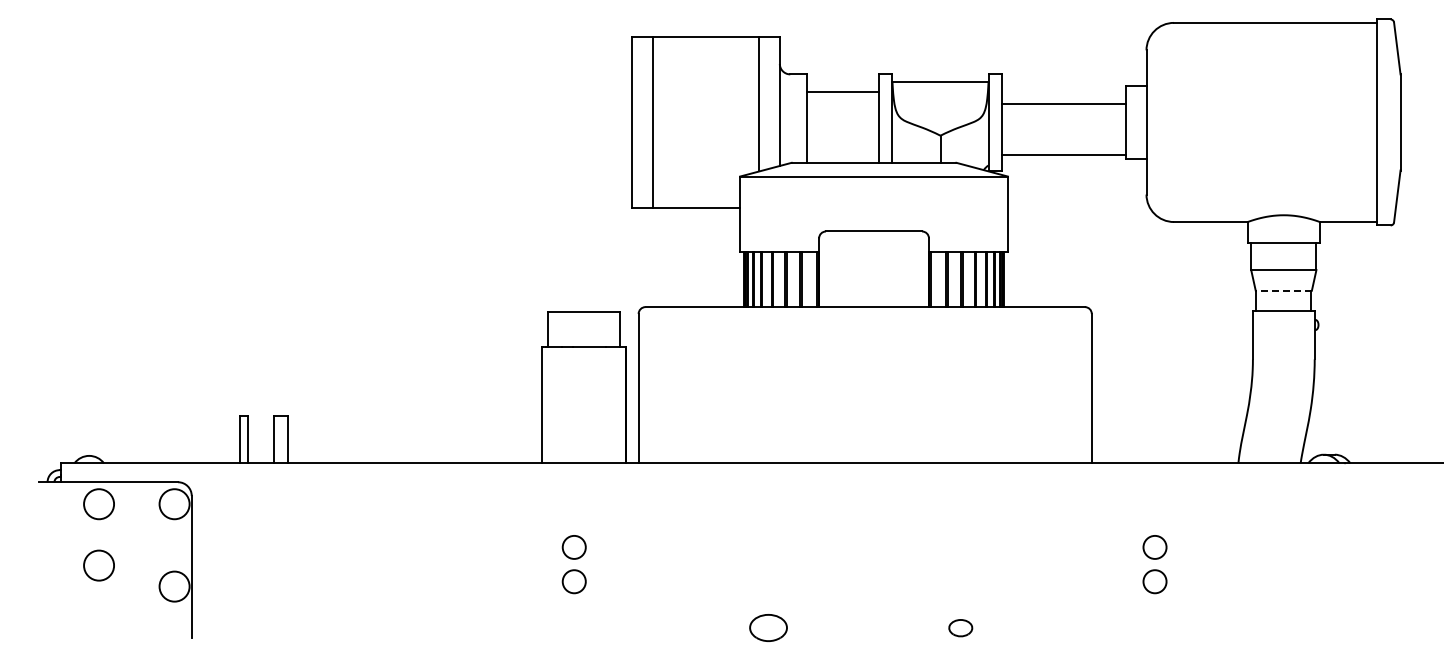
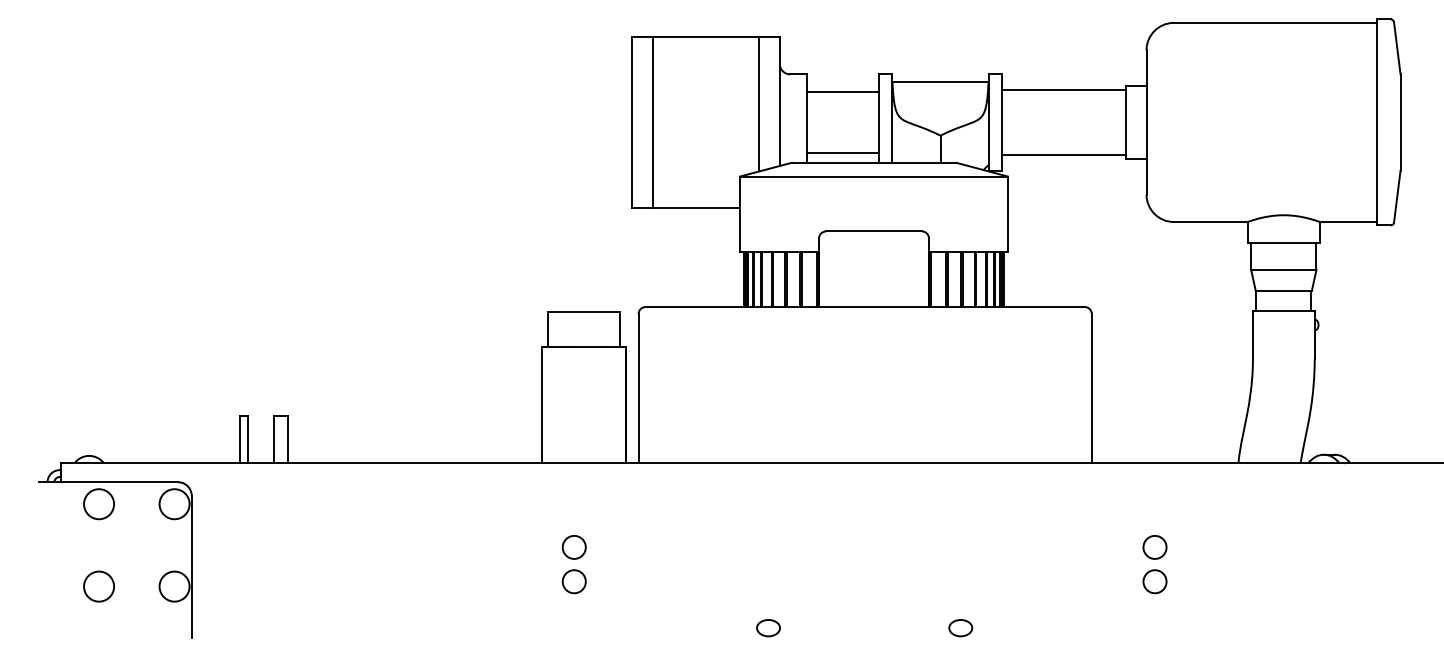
line position: (1063, 103) -> (1063, 89) (1063, 89)
line: none -> present (842, 153)
line: dashed -> solid (1283, 290)
circle position: (98, 565) -> (98, 586) (98, 586)
part size: 39x28 px -> 25x19 px (768, 628)
